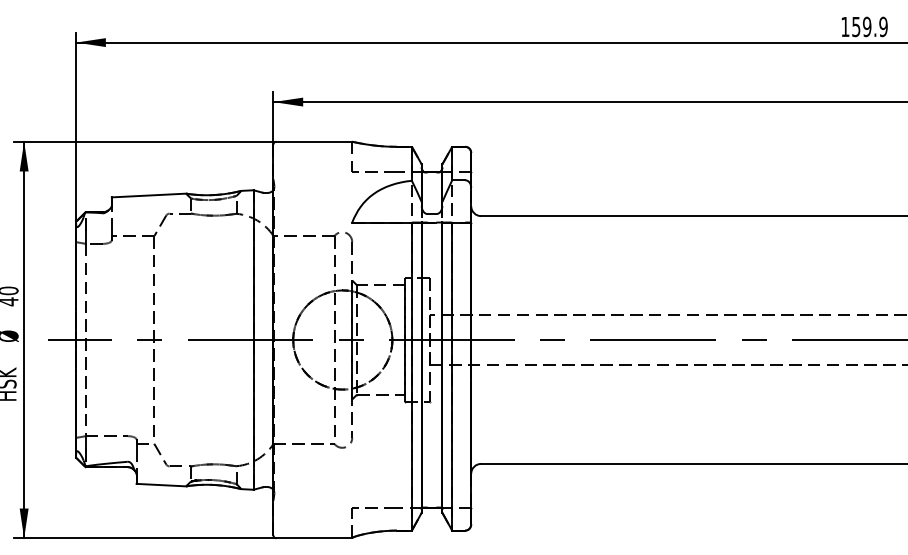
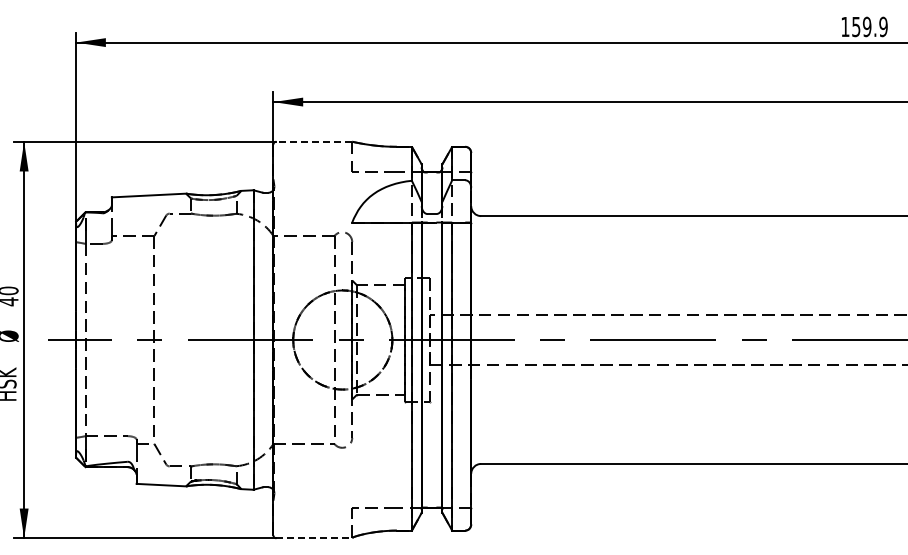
line: solid -> dashed (314, 141)
line: solid -> dashed (314, 538)
